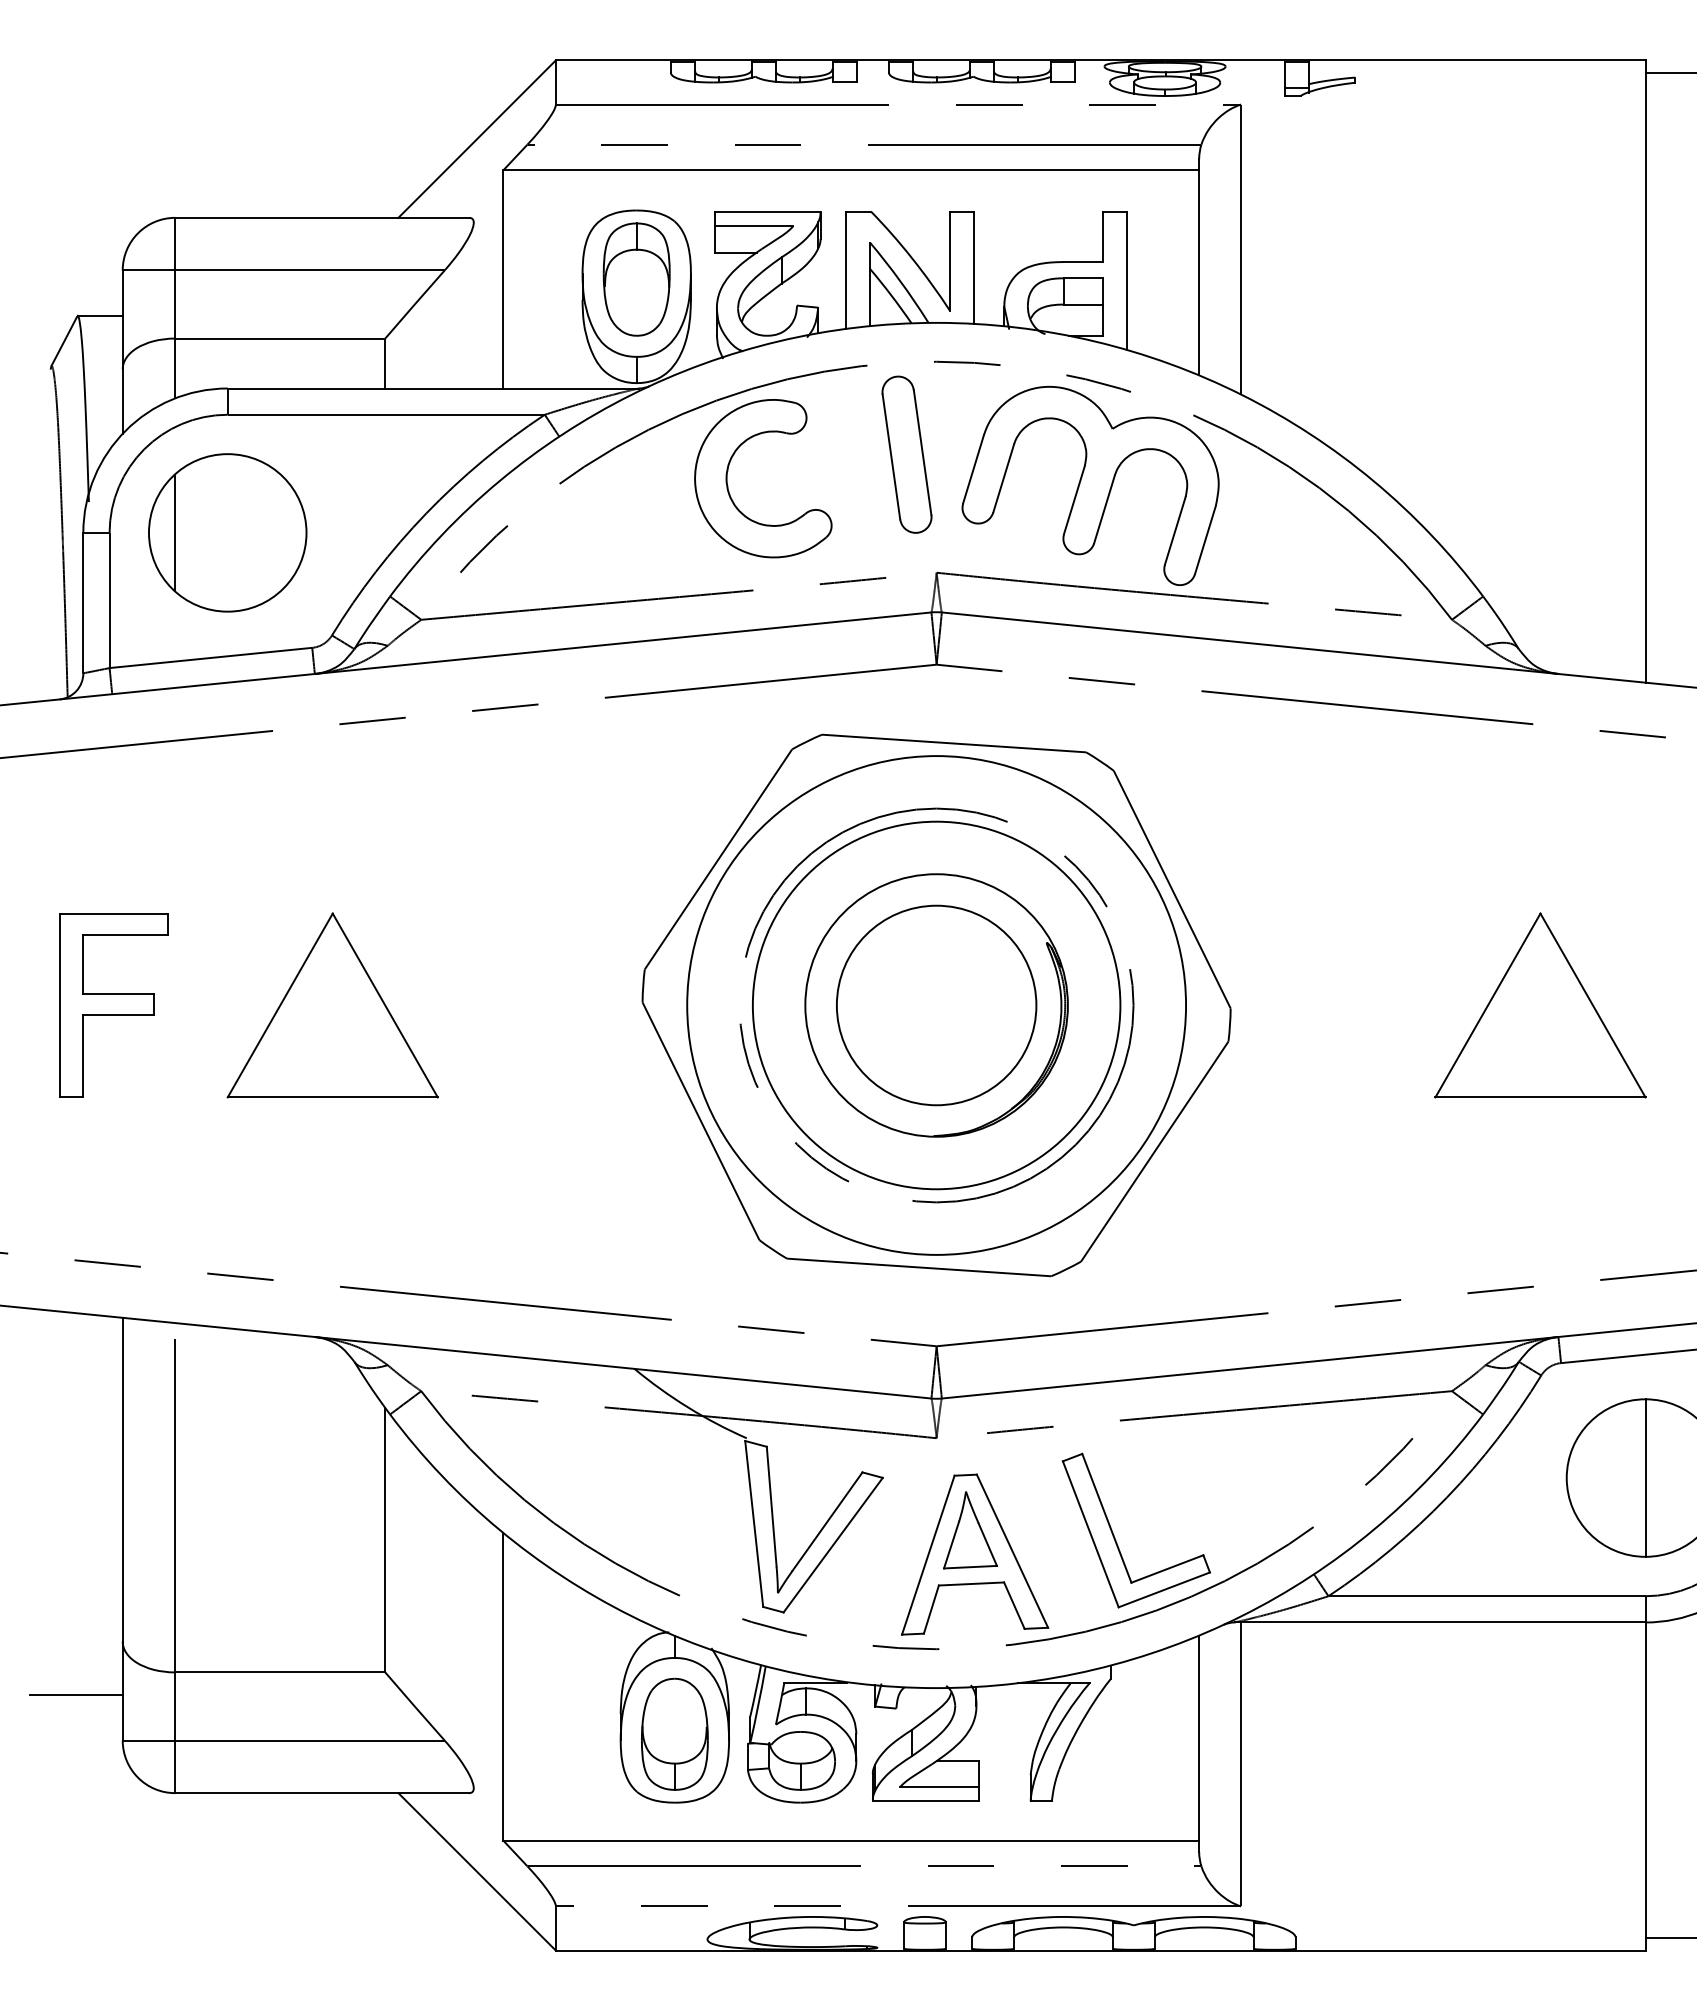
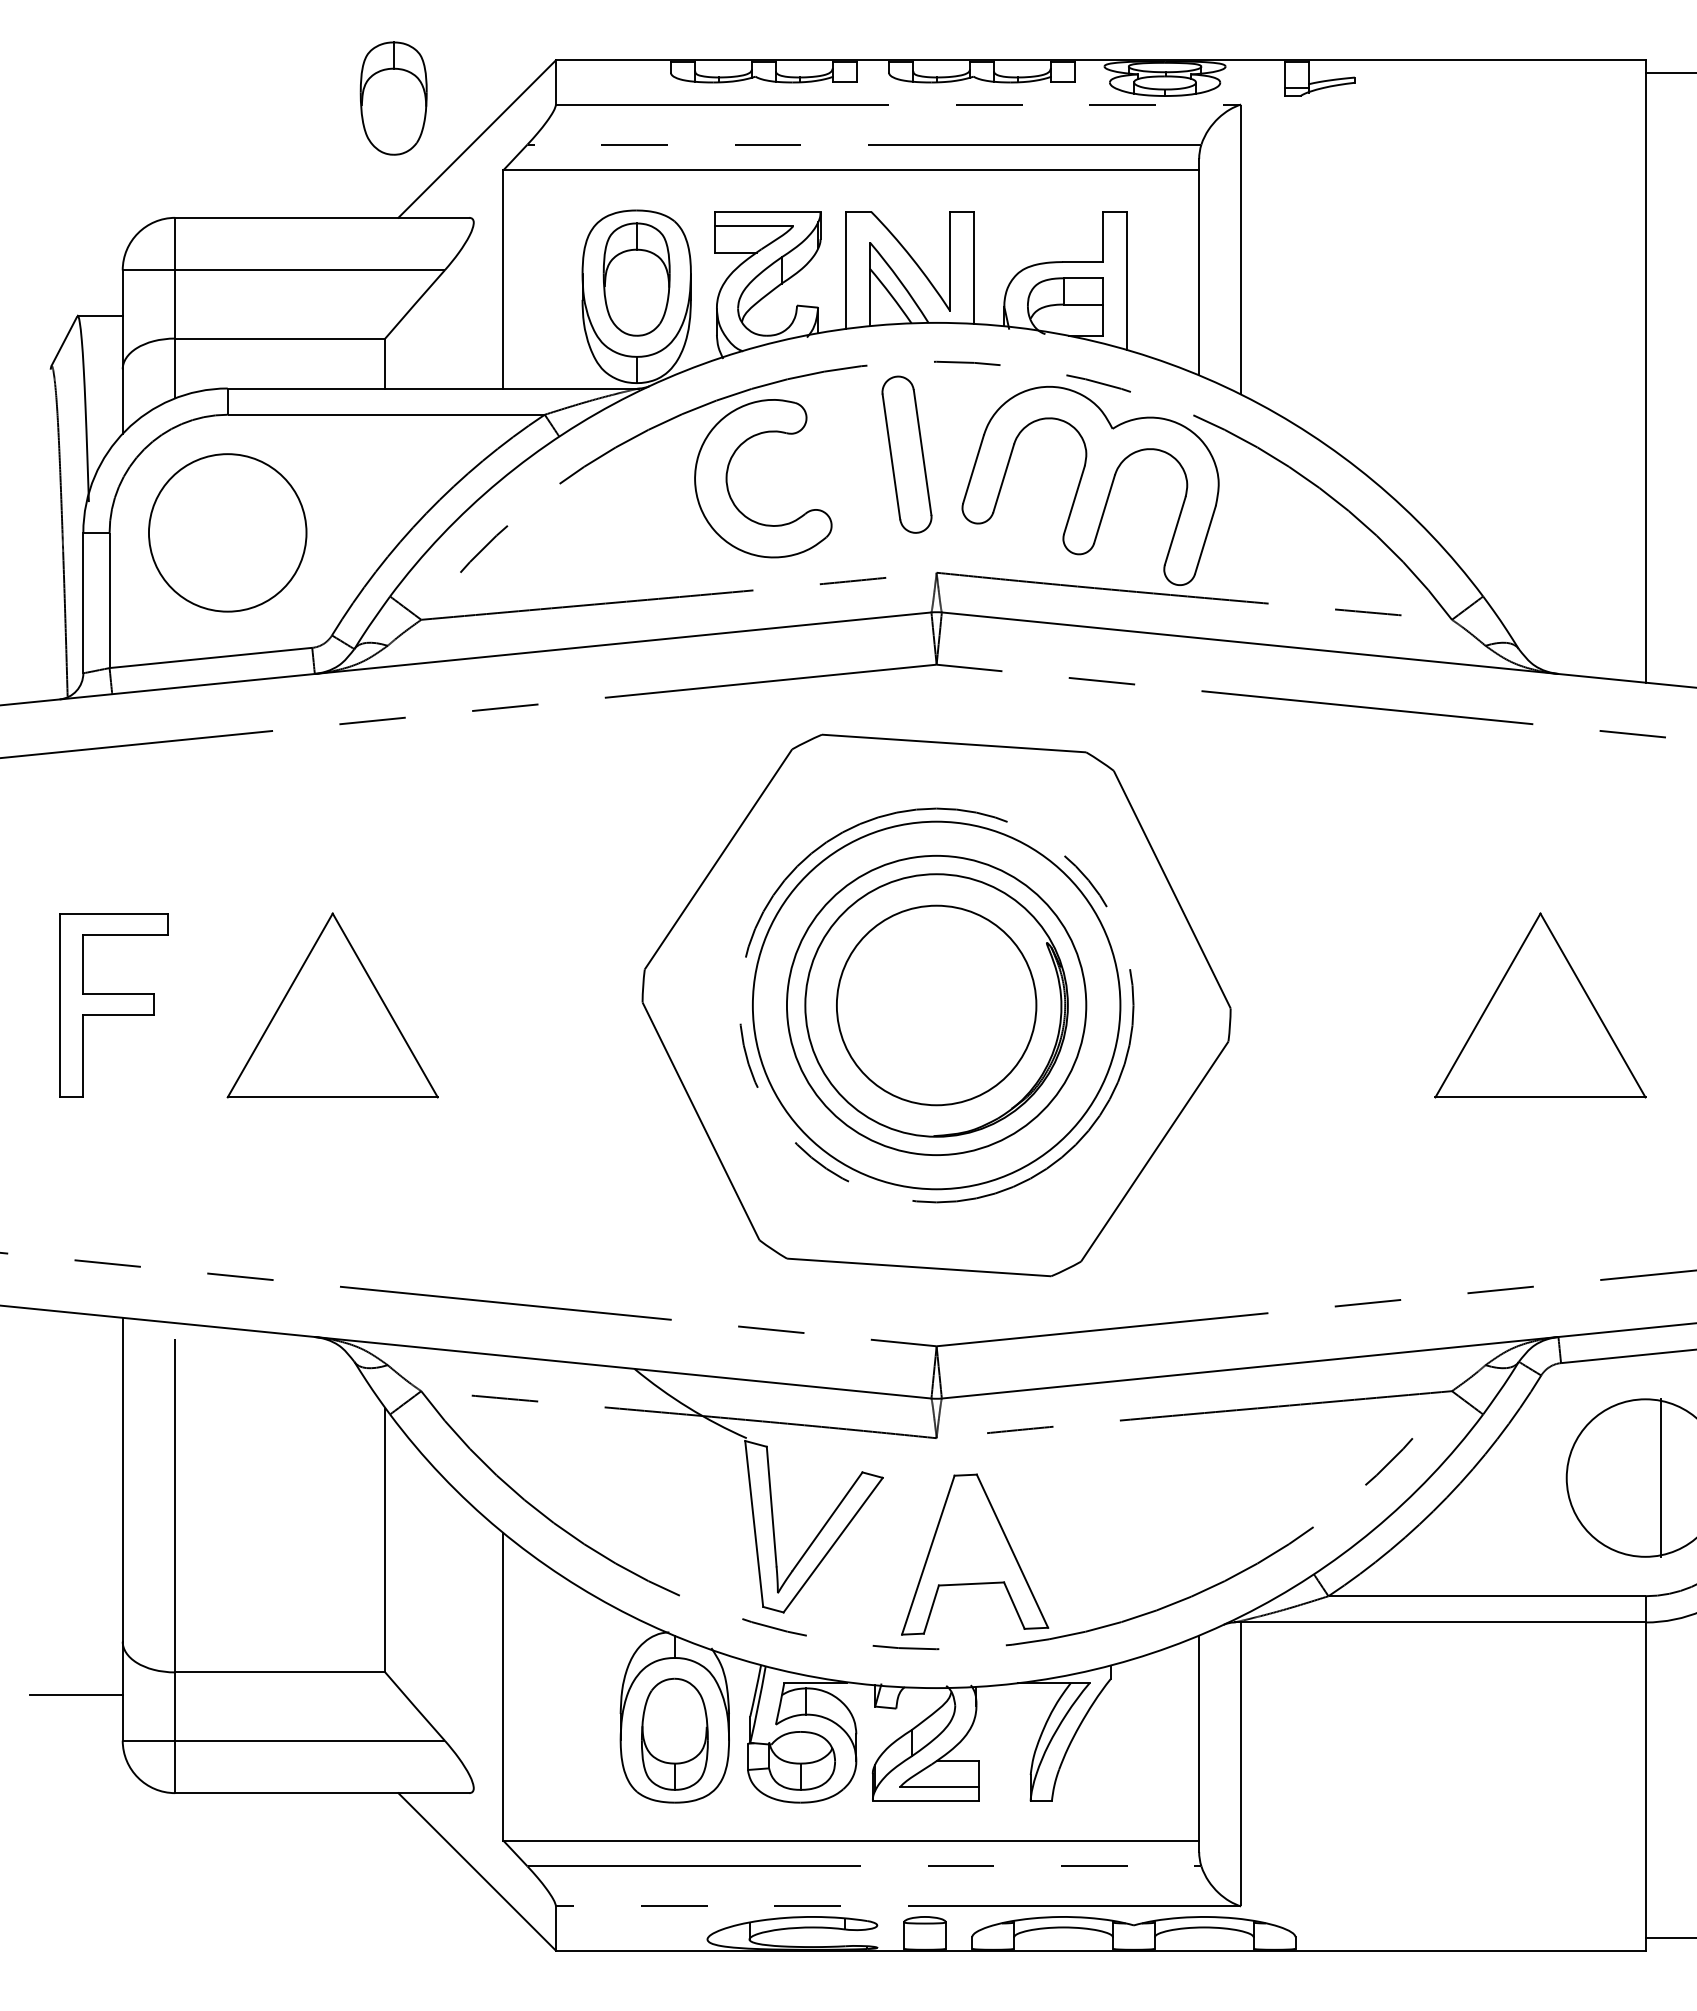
part: none -> present (393, 98)
line: present -> none (175, 532)
circle diameter: 499 px -> 299 px (936, 1005)
line position: (1645, 1477) -> (1660, 1477) (1660, 1477)
part: present -> none (970, 1530)
part: present -> none (1115, 1537)
